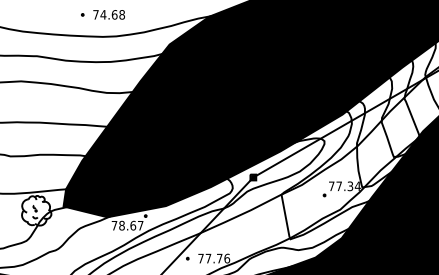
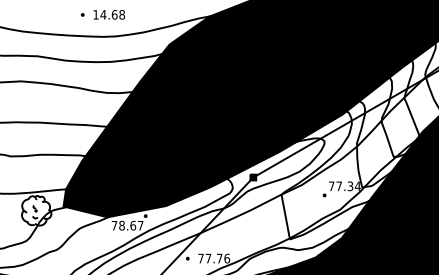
text: 74.68 -> 14.68 (95, 14)
